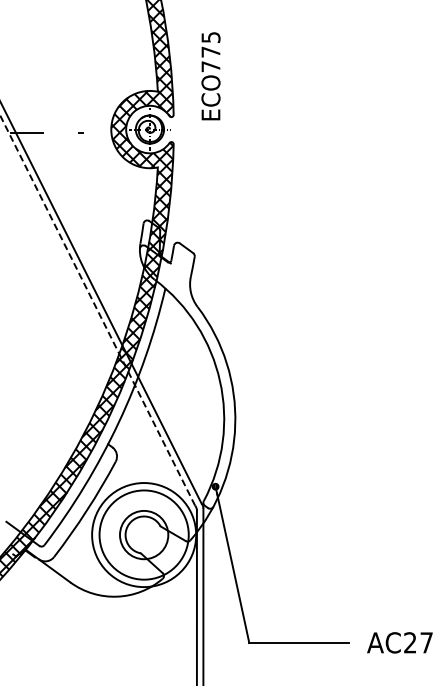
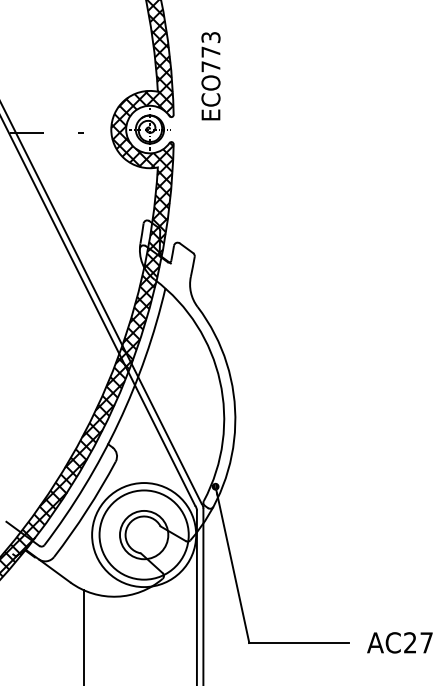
text: ECO775 -> ECO773 (210, 37)
line: dashed -> solid (97, 310)
line: none -> present (84, 636)
